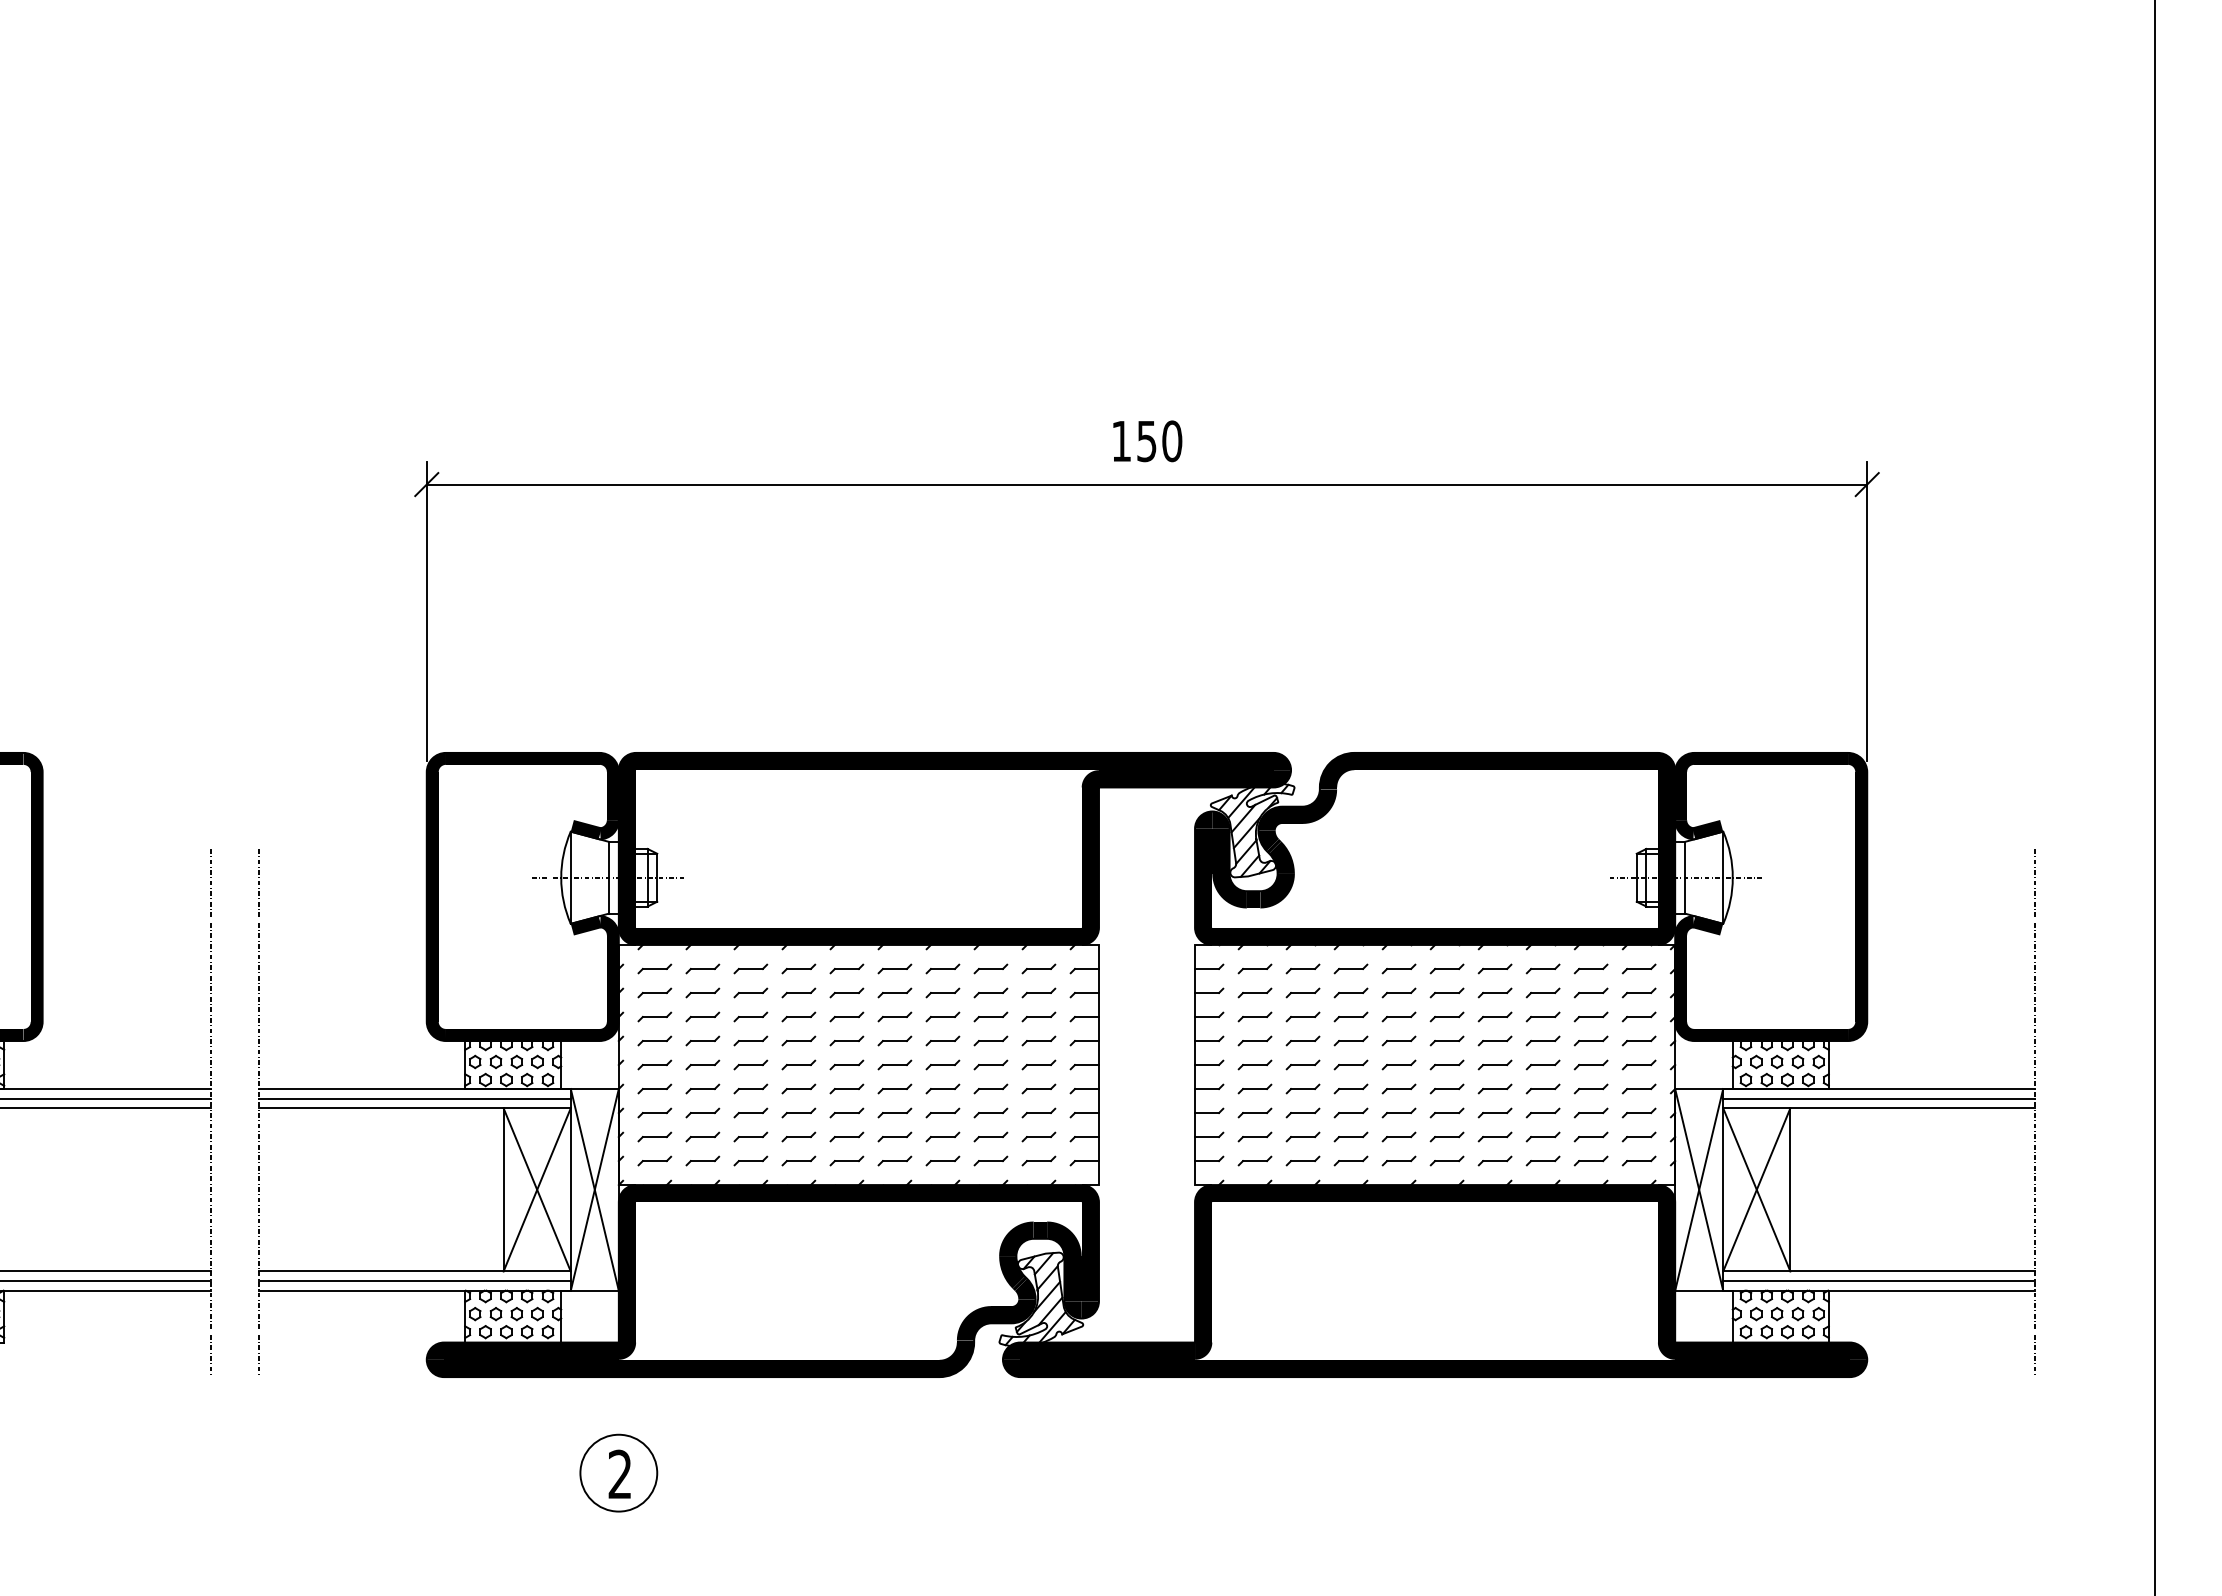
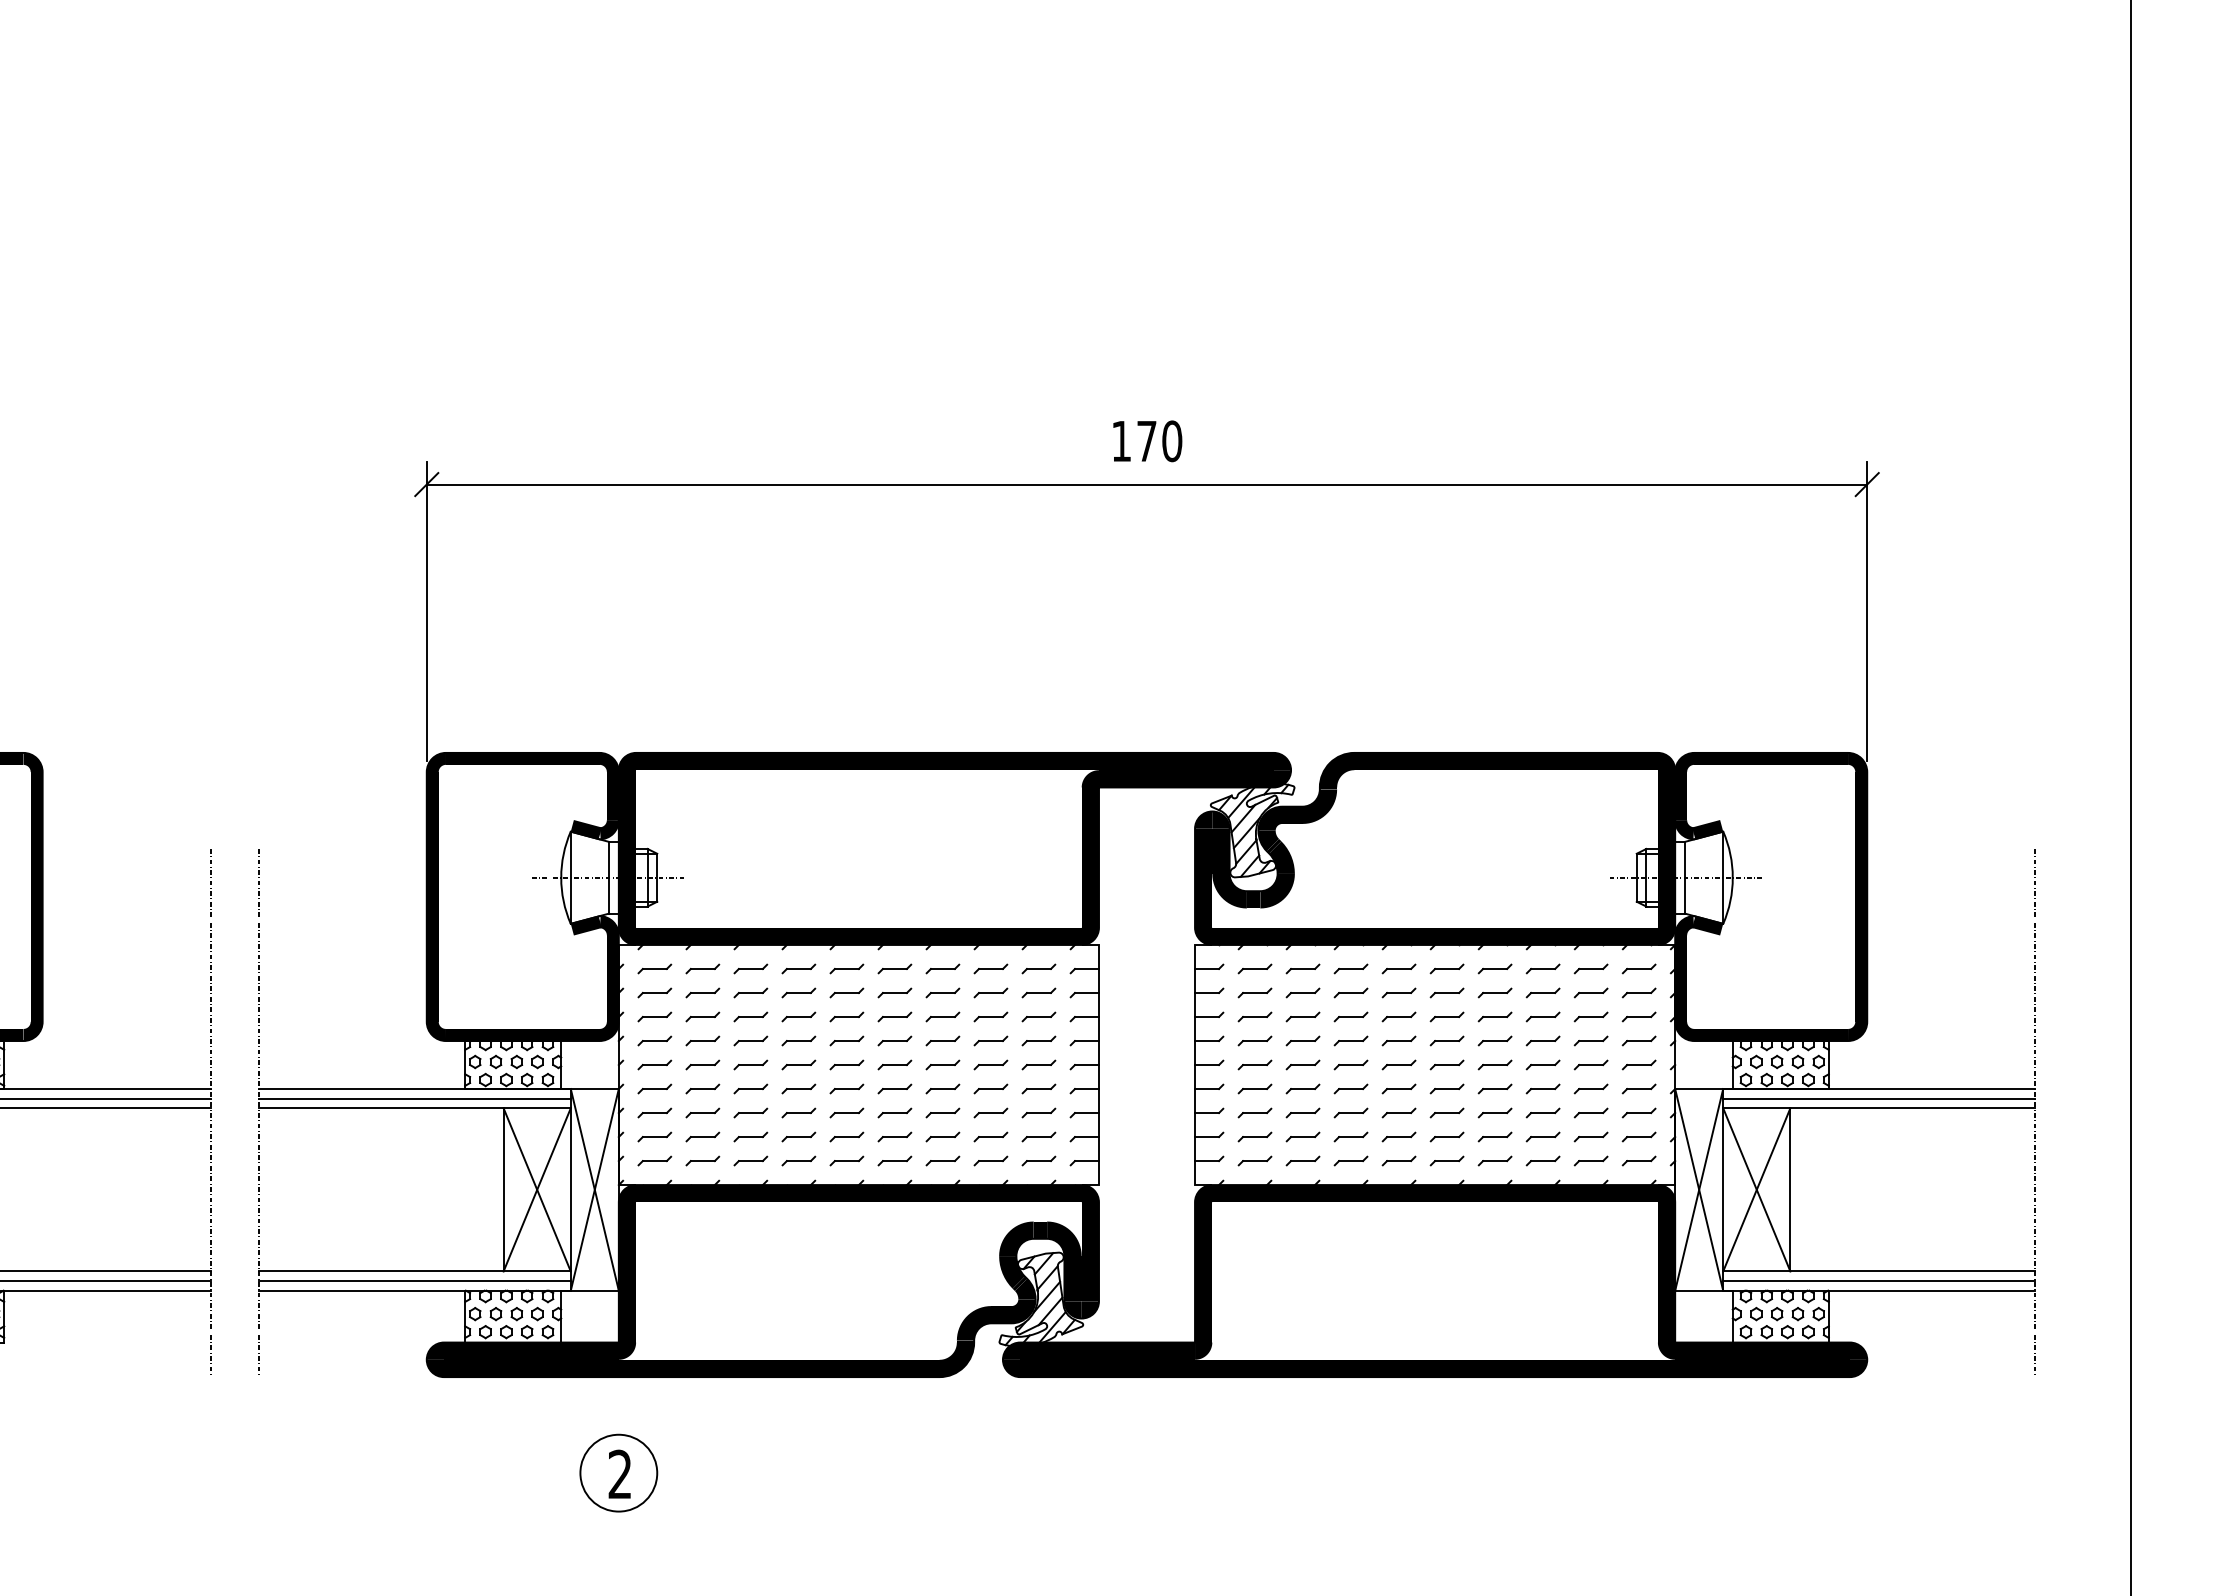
text: 150 -> 170 (1146, 441)
line position: (2155, 797) -> (2131, 797) (2131, 797)
